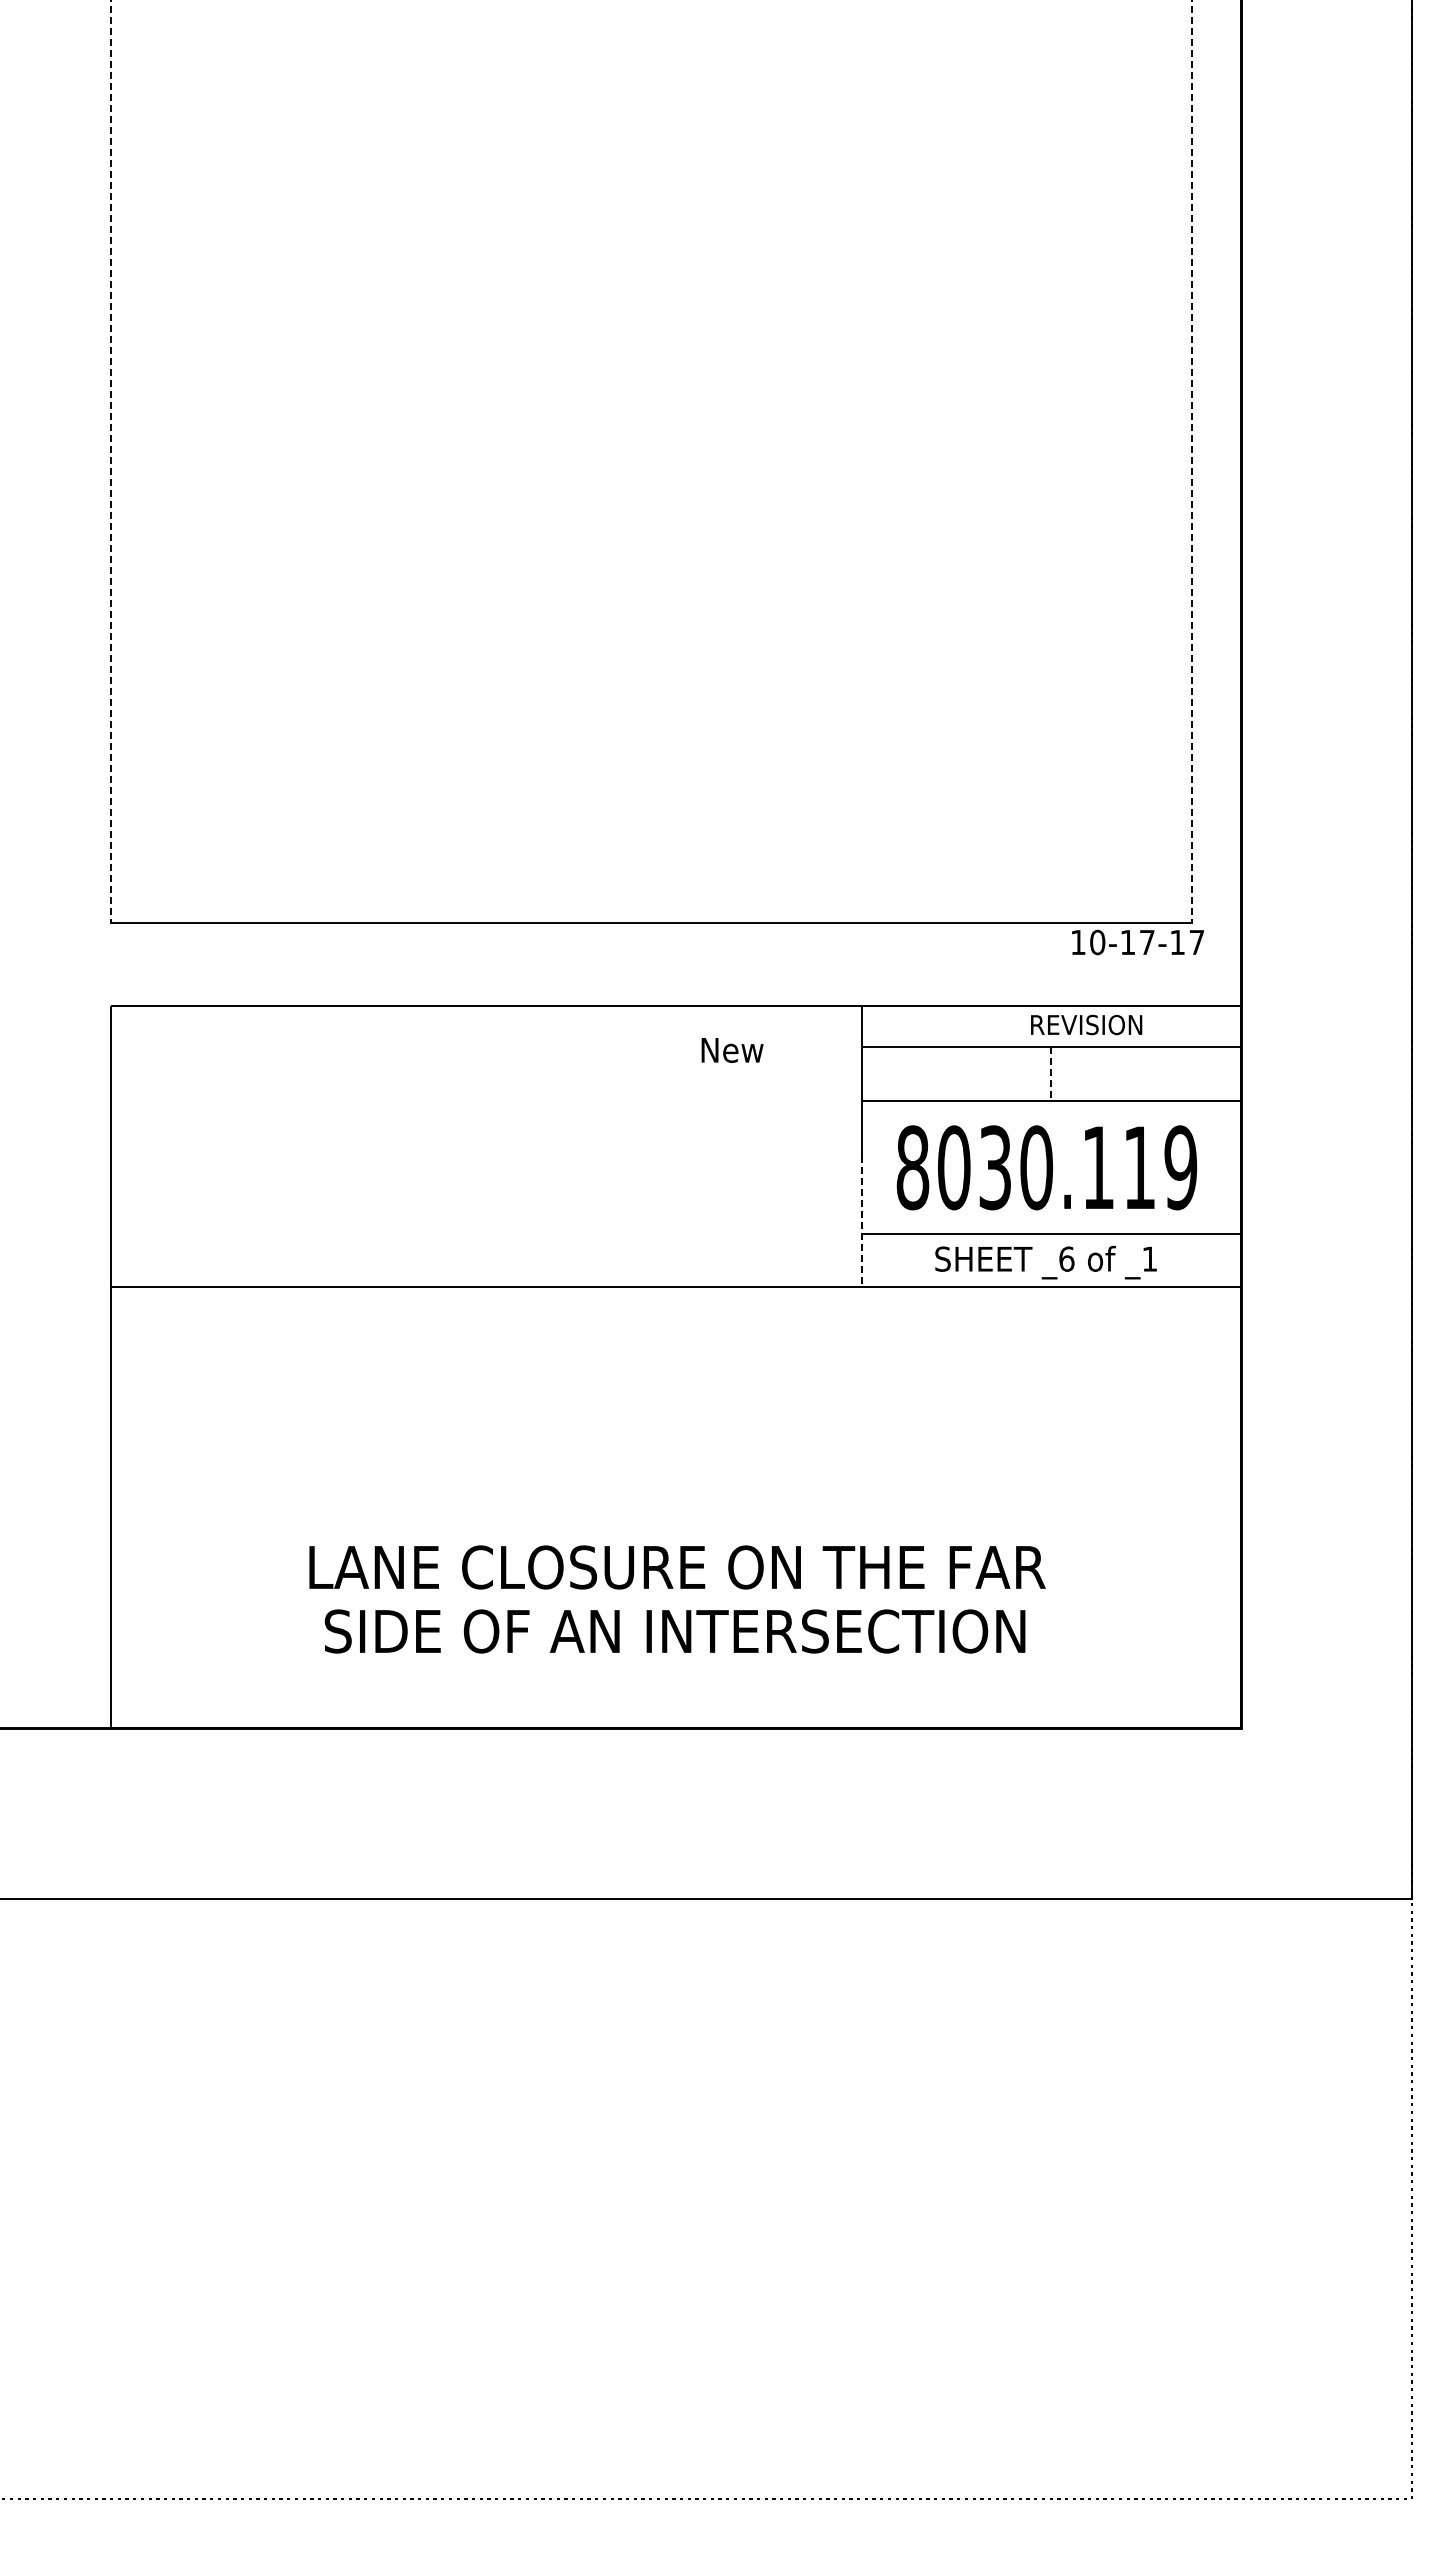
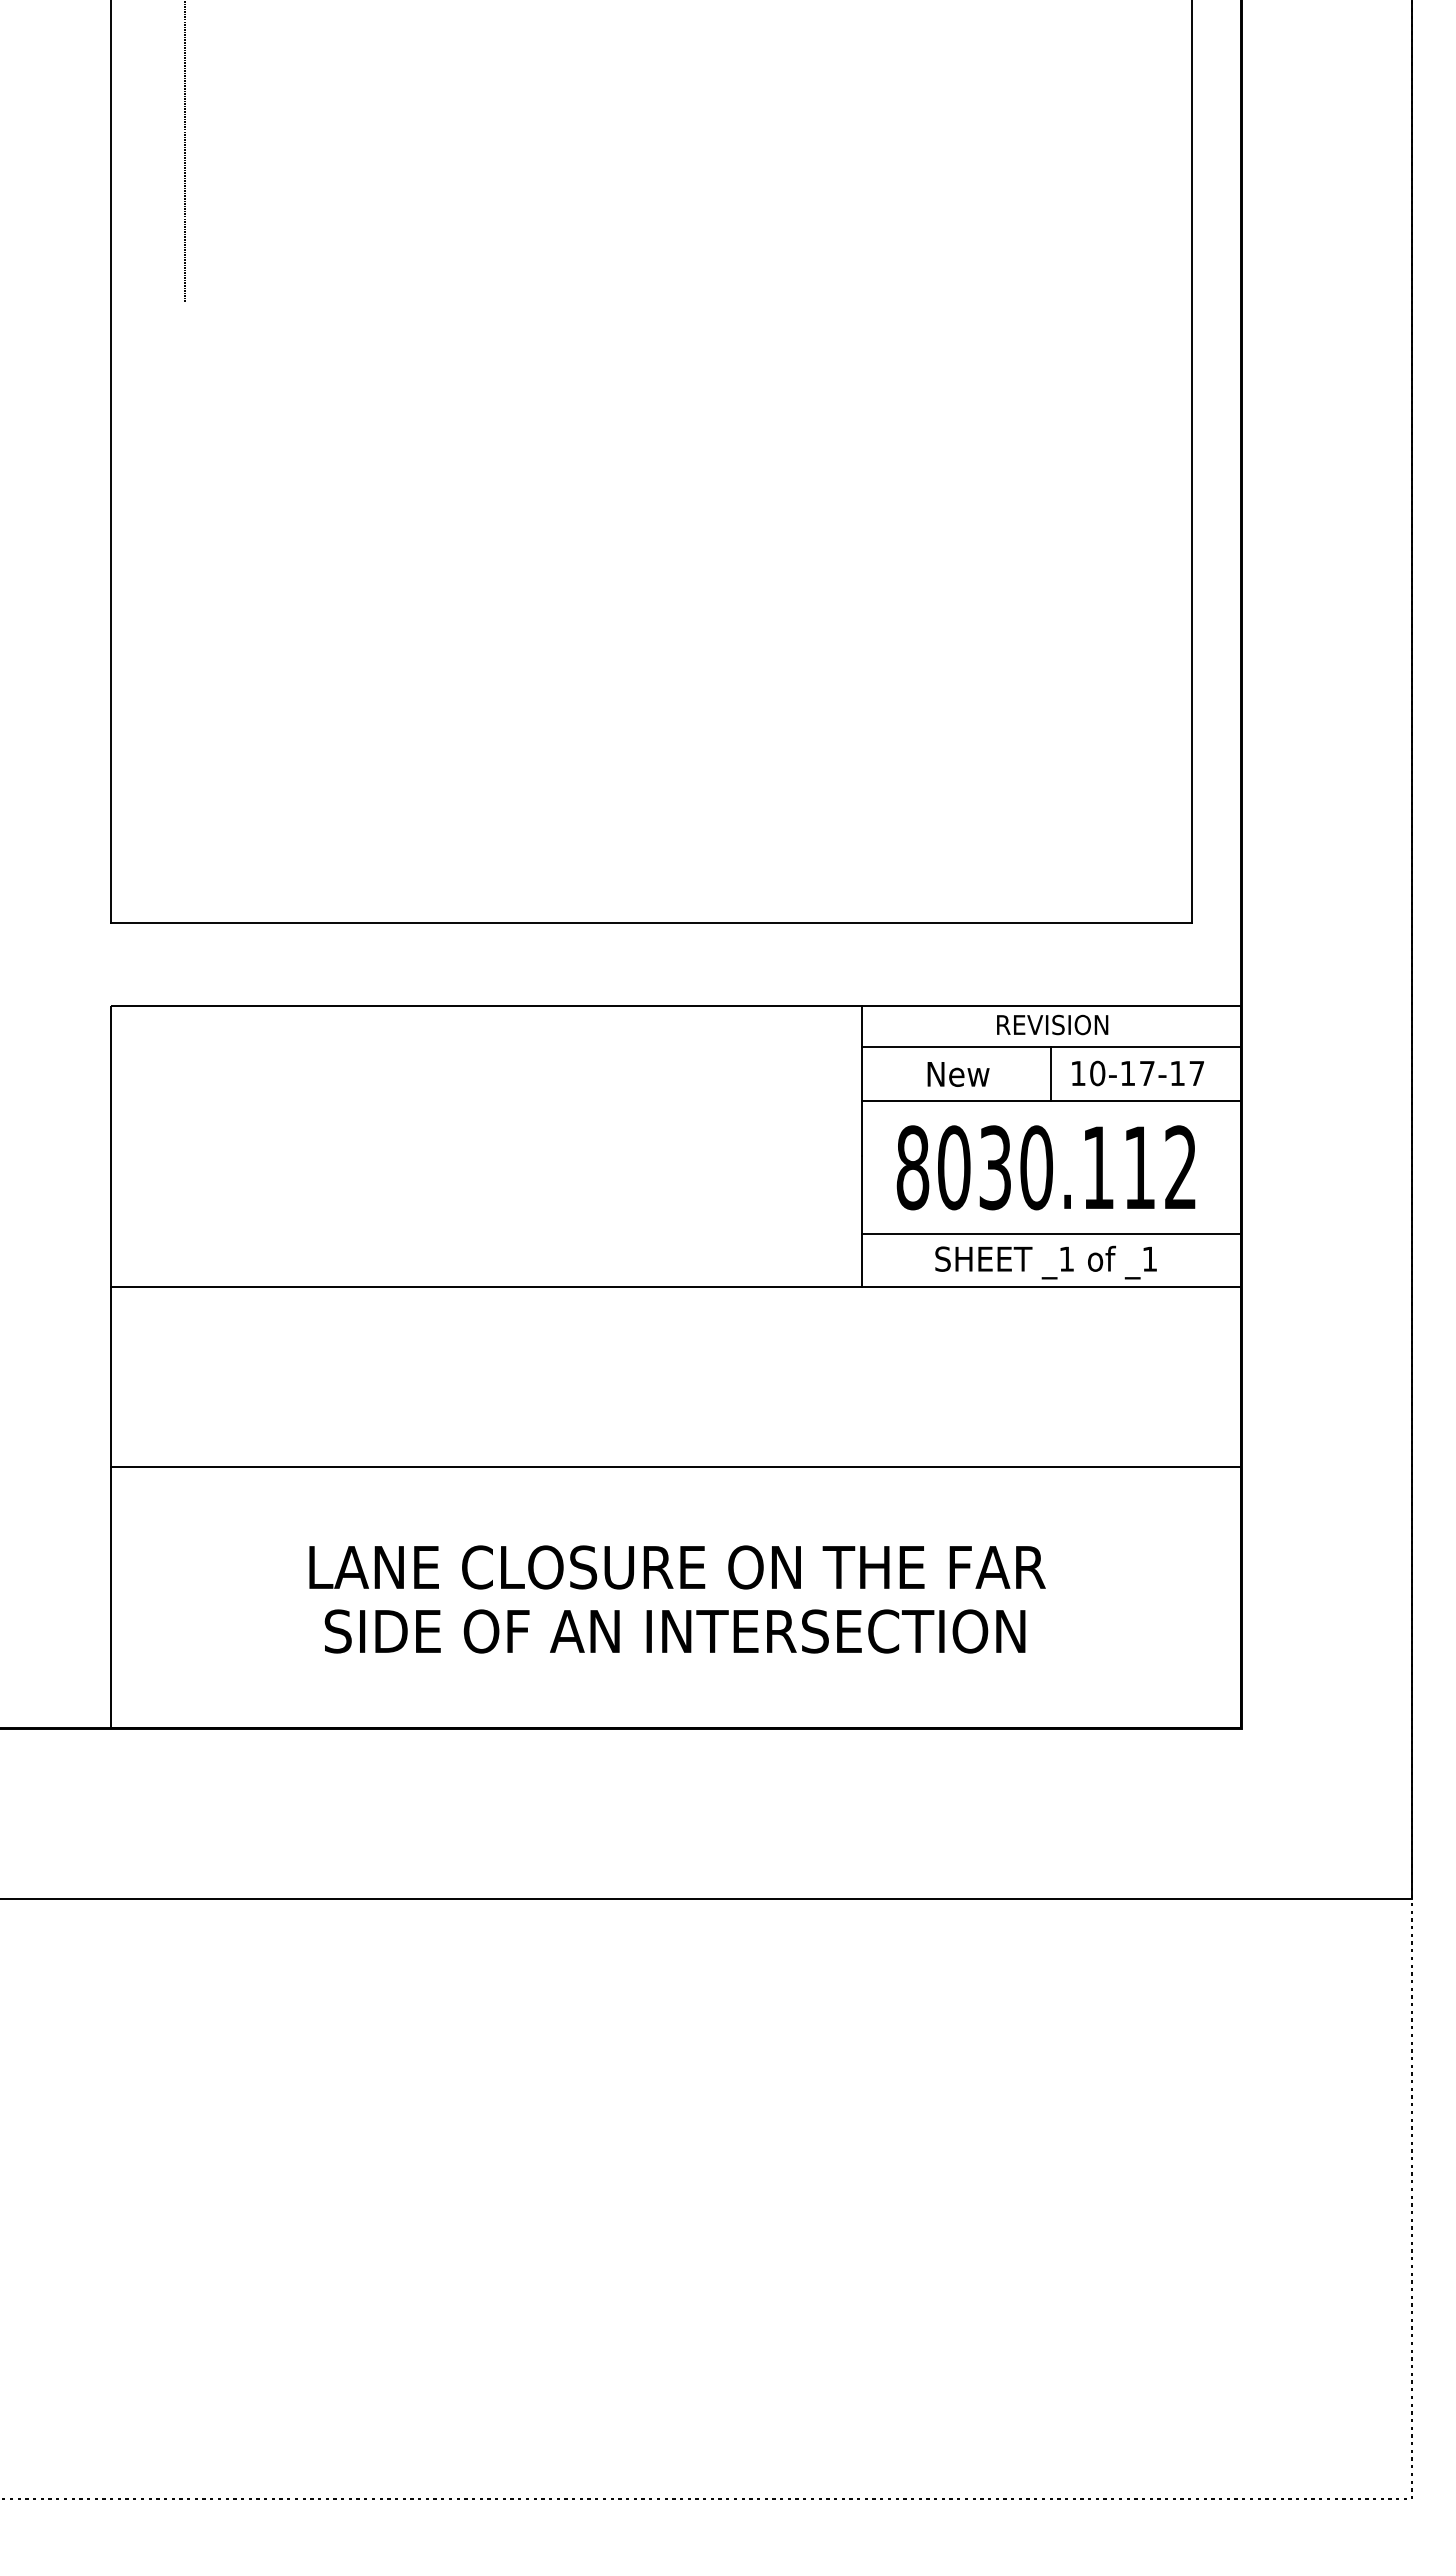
line: none -> present (185, 152)
line: dashed -> solid (111, 462)
line: dashed -> solid (1191, 462)
text position: (1137, 942) -> (1137, 1073) (1137, 1073)
text position: (1086, 1024) -> (1052, 1024) (1052, 1024)
text position: (732, 1050) -> (958, 1074) (958, 1074)
line: dashed -> solid (1051, 1074)
text: 8030.119 -> 8030.112 (1180, 1167)
line: dashed -> solid (861, 1221)
text: _6 -> _1 (1066, 1258)
line: none -> present (675, 1467)
